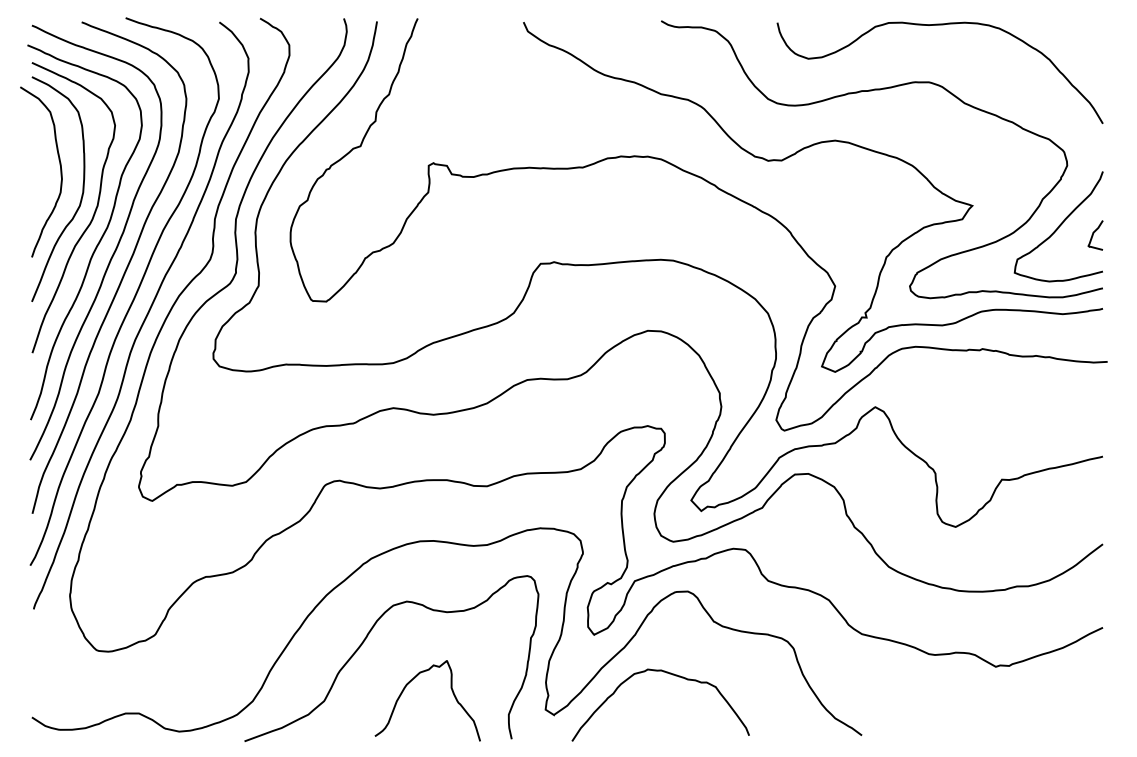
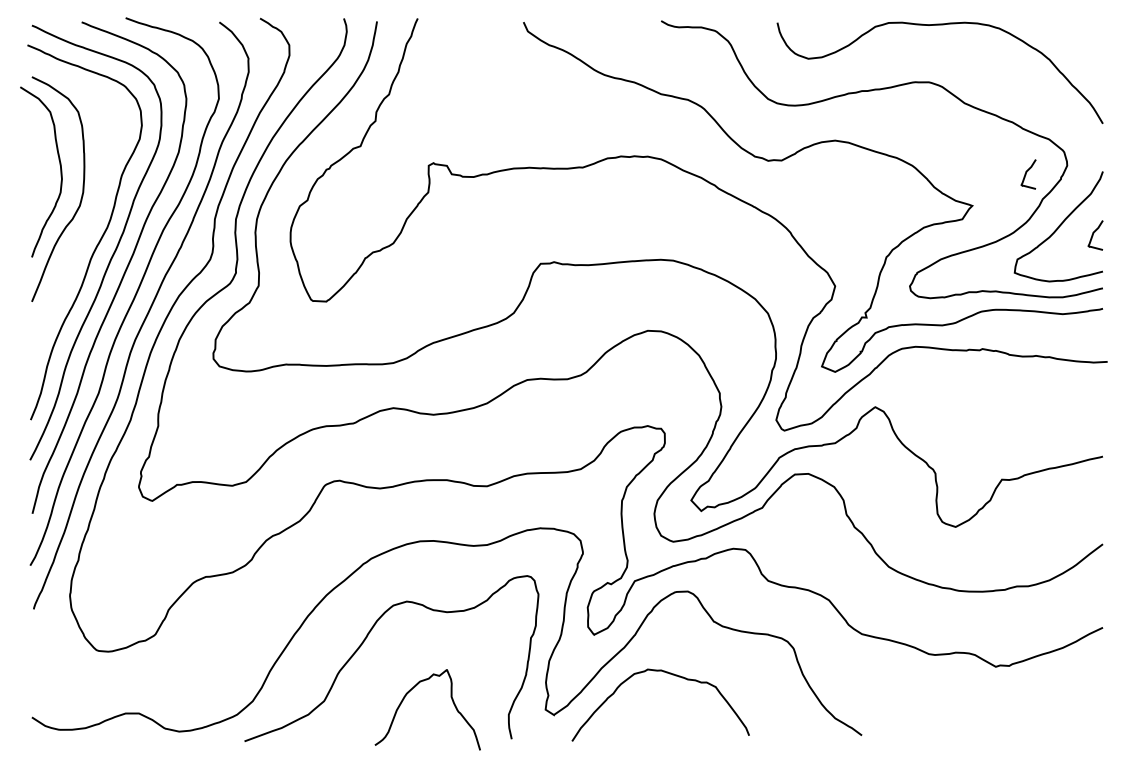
curve: none -> present (1026, 174)
curve: present -> none (93, 213)
curve position: (410, 682) -> (410, 691) (410, 691)
